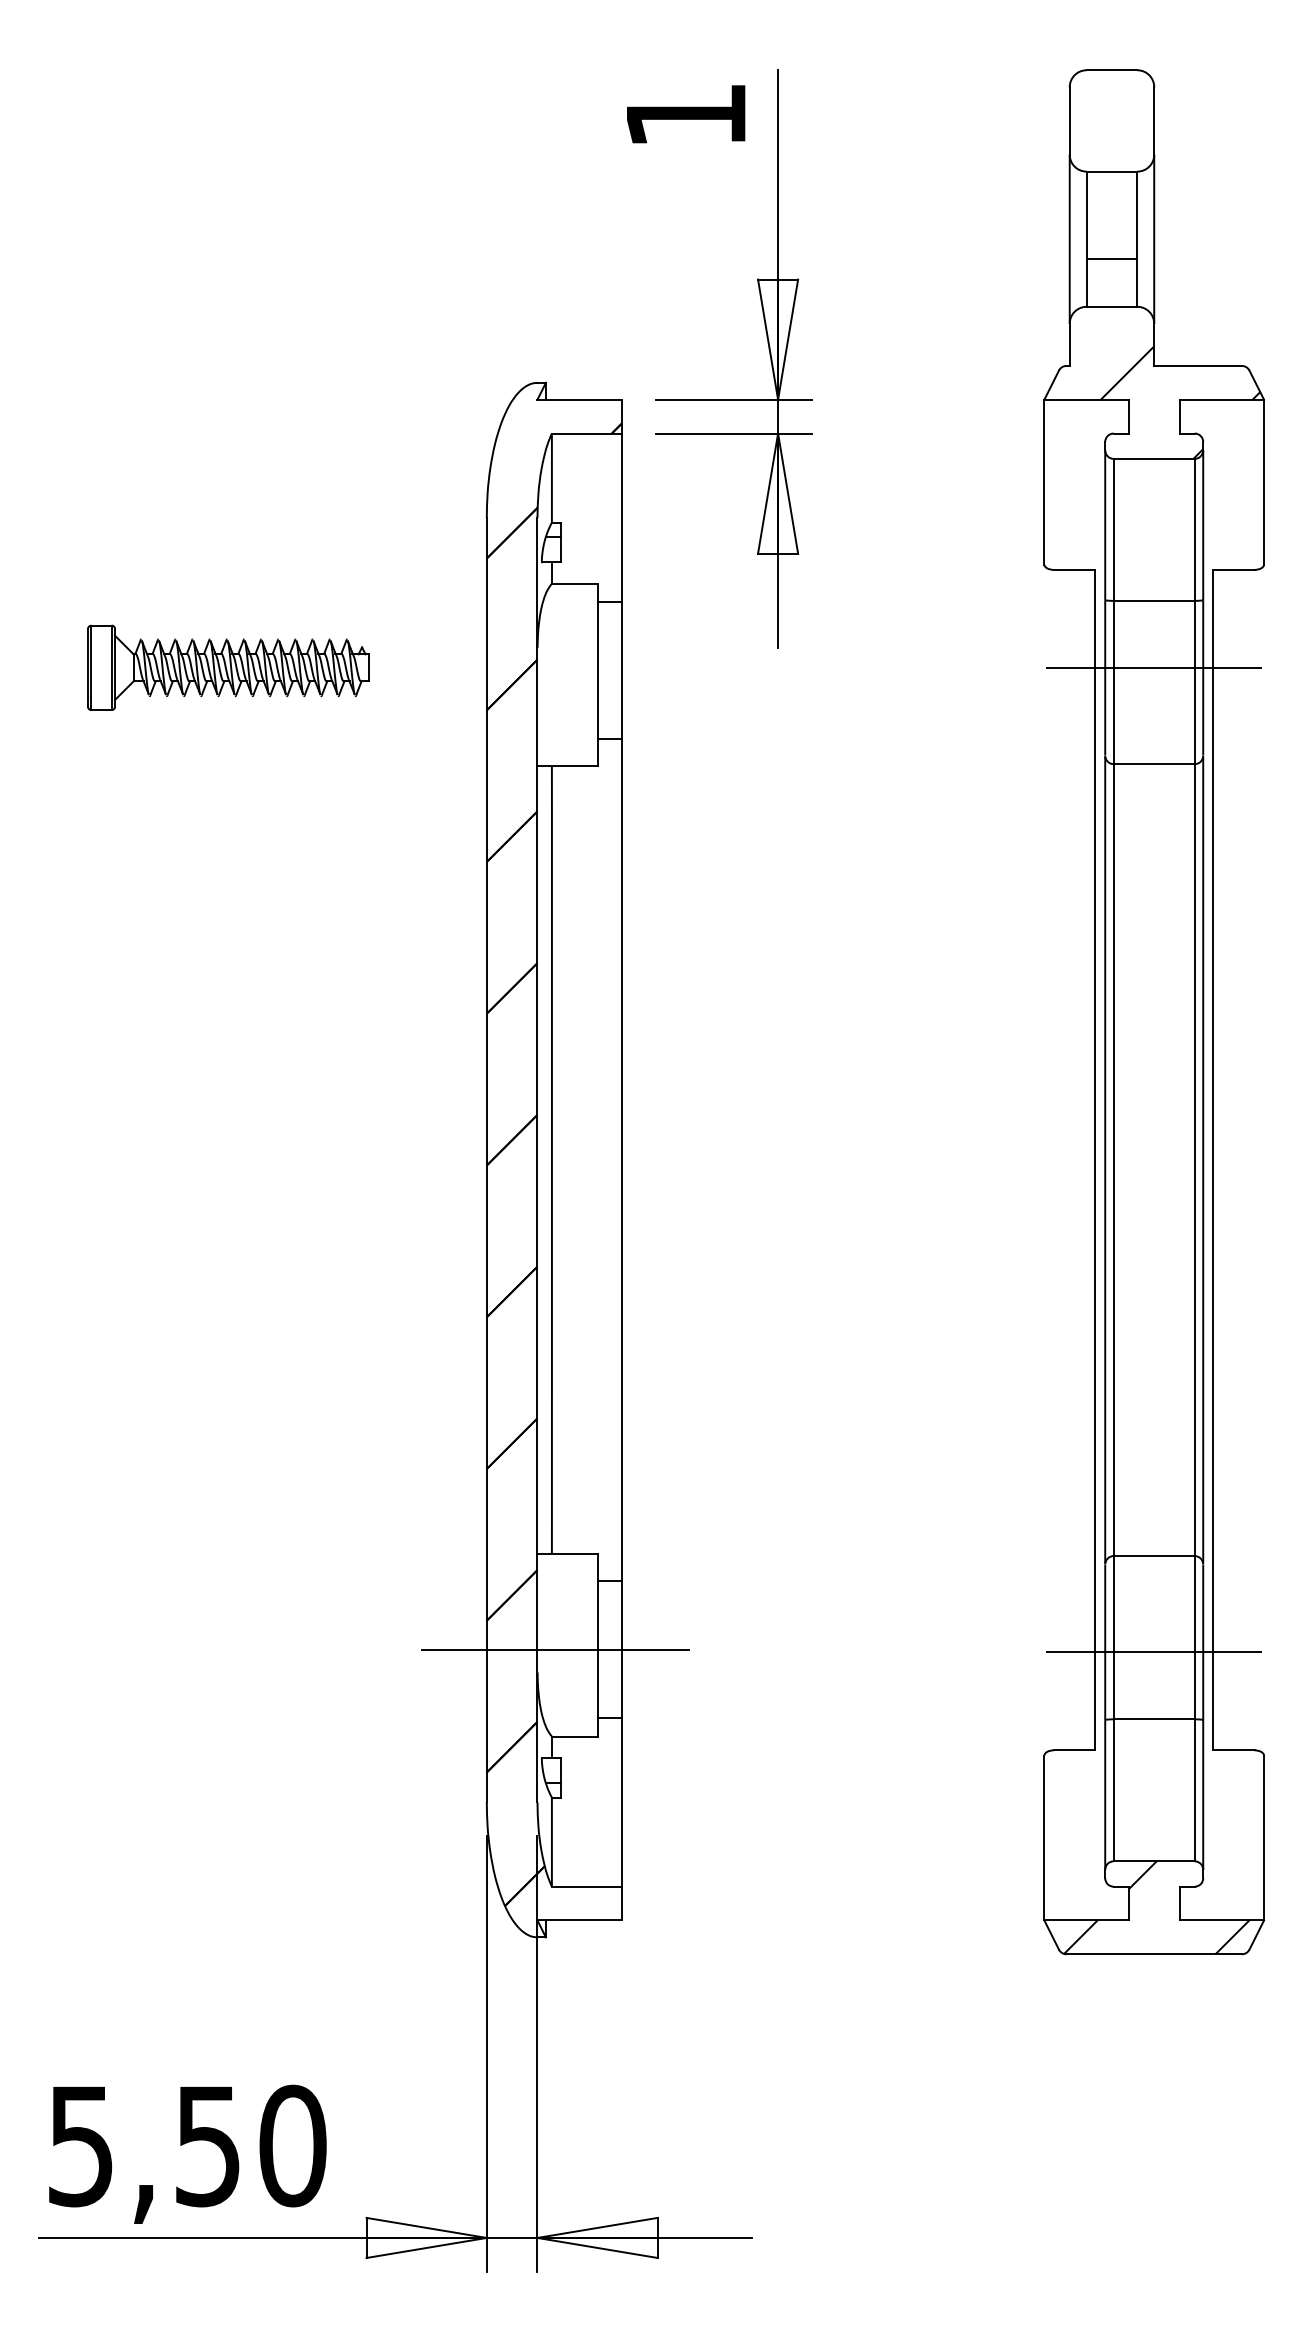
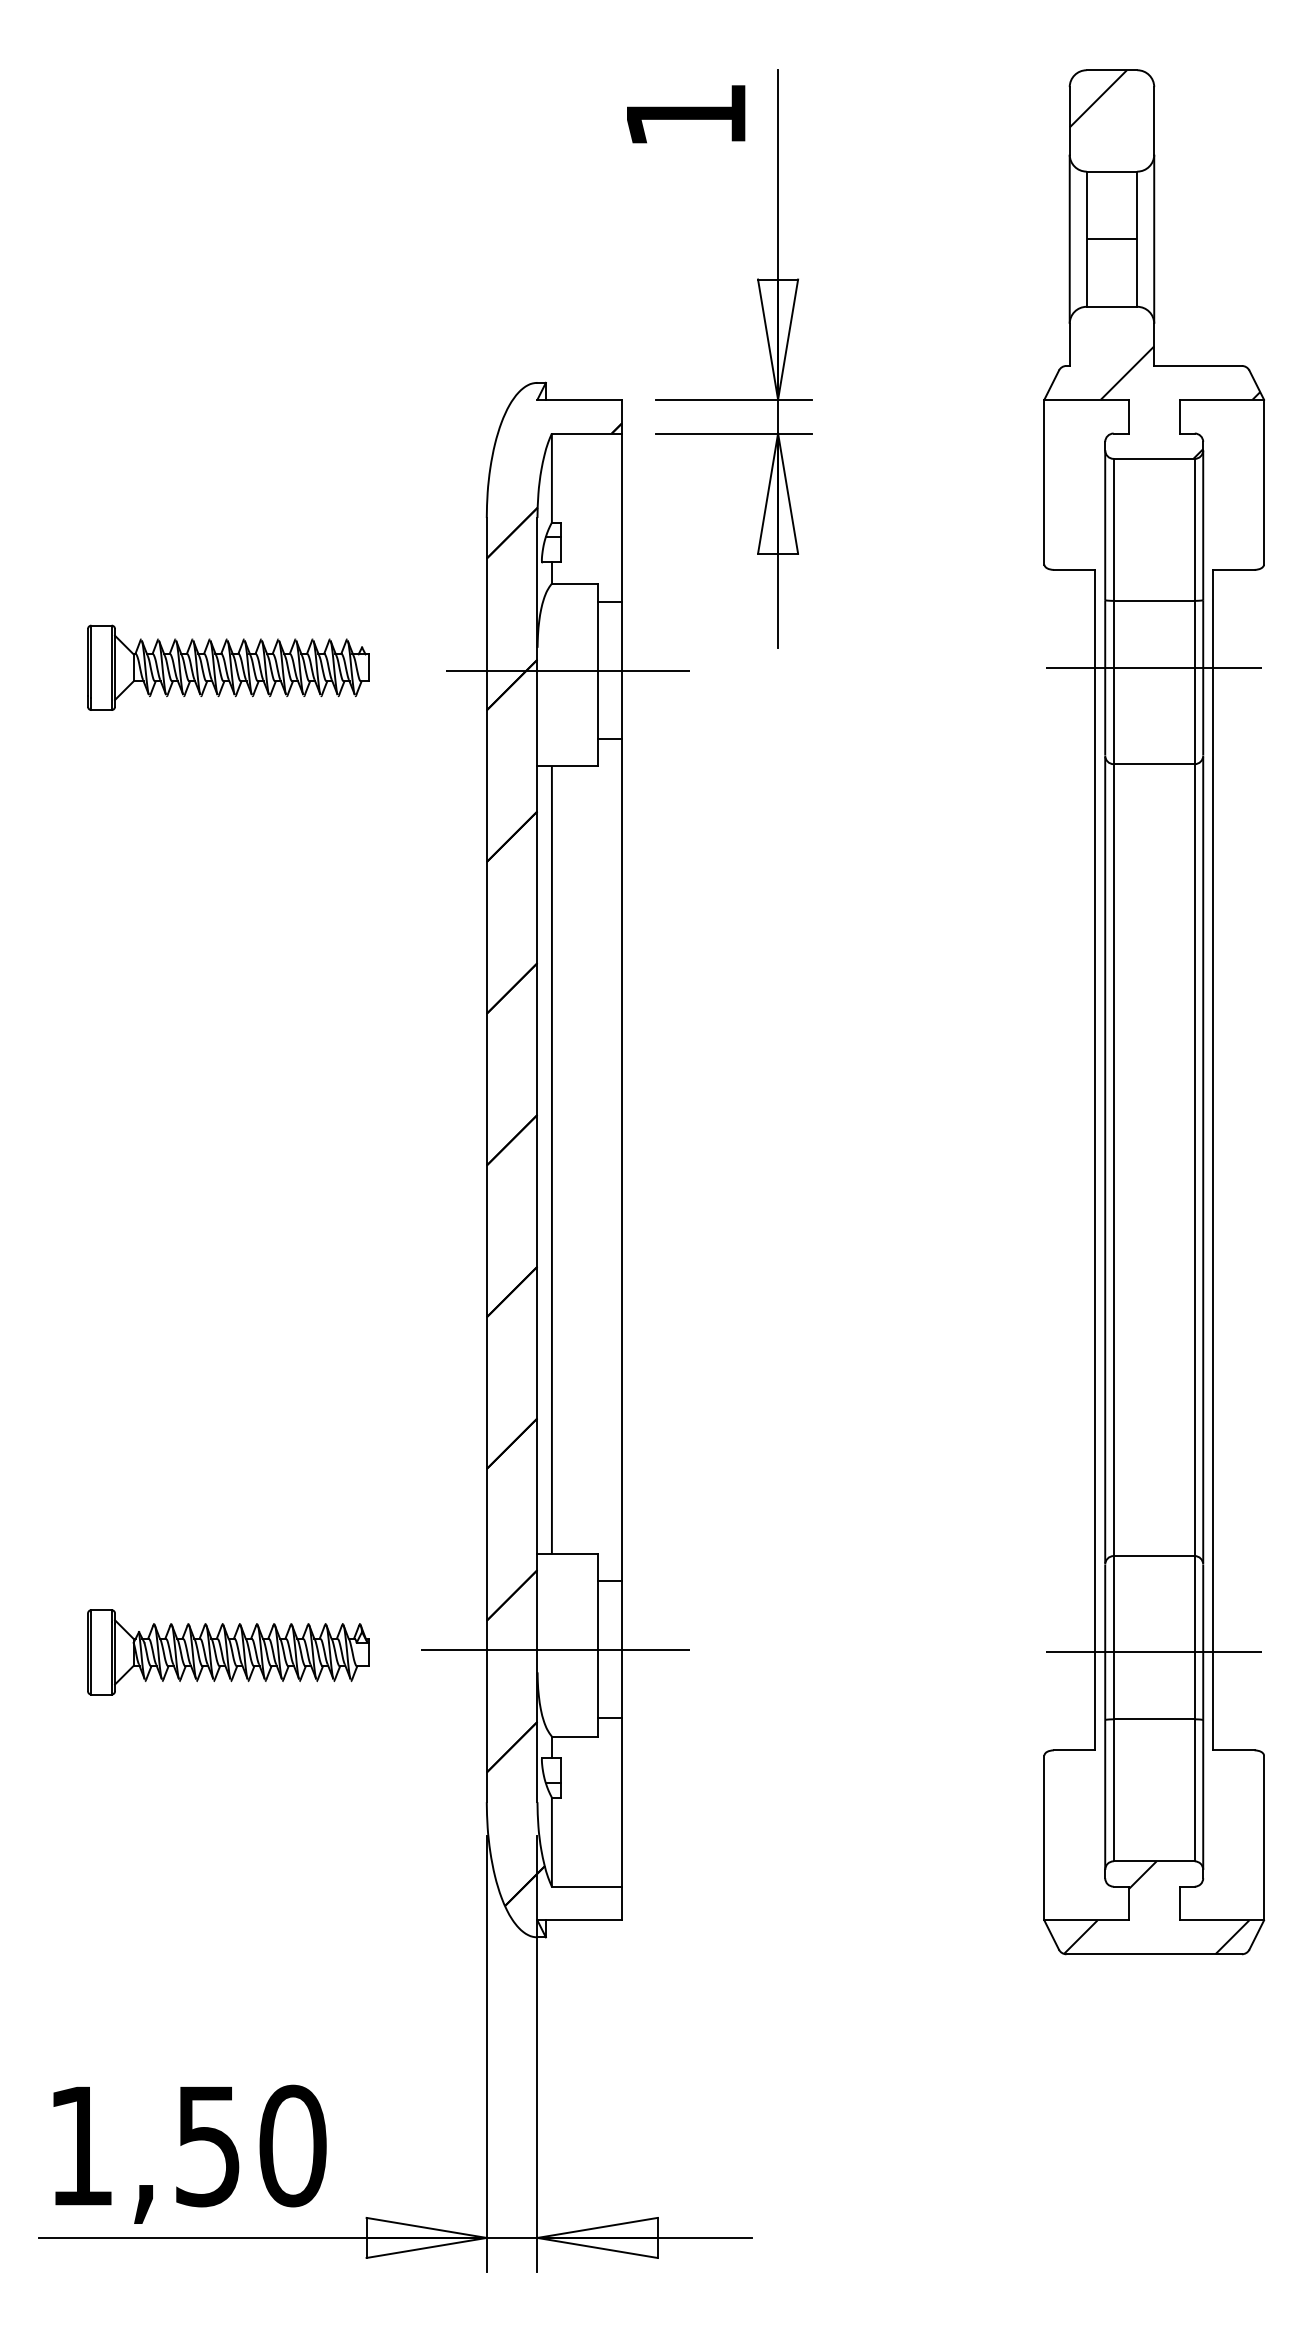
hatch: none -> present (1097, 98)
line position: (1111, 259) -> (1111, 239) (1111, 239)
line: none -> present (567, 670)
part: none -> present (228, 1652)
text: 5,50 -> 1,50 (80, 2146)
